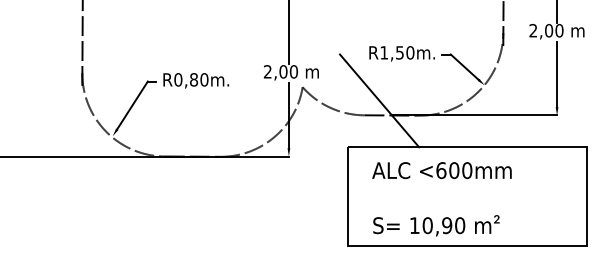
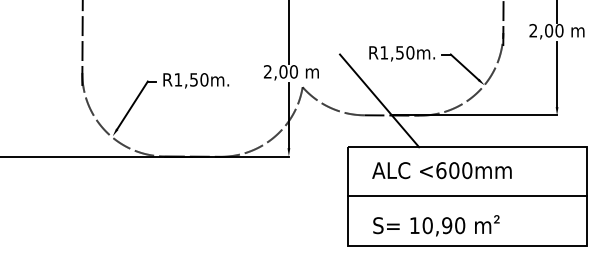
text: R0,80m. -> R1,50m. (186, 79)
line: none -> present (466, 196)
